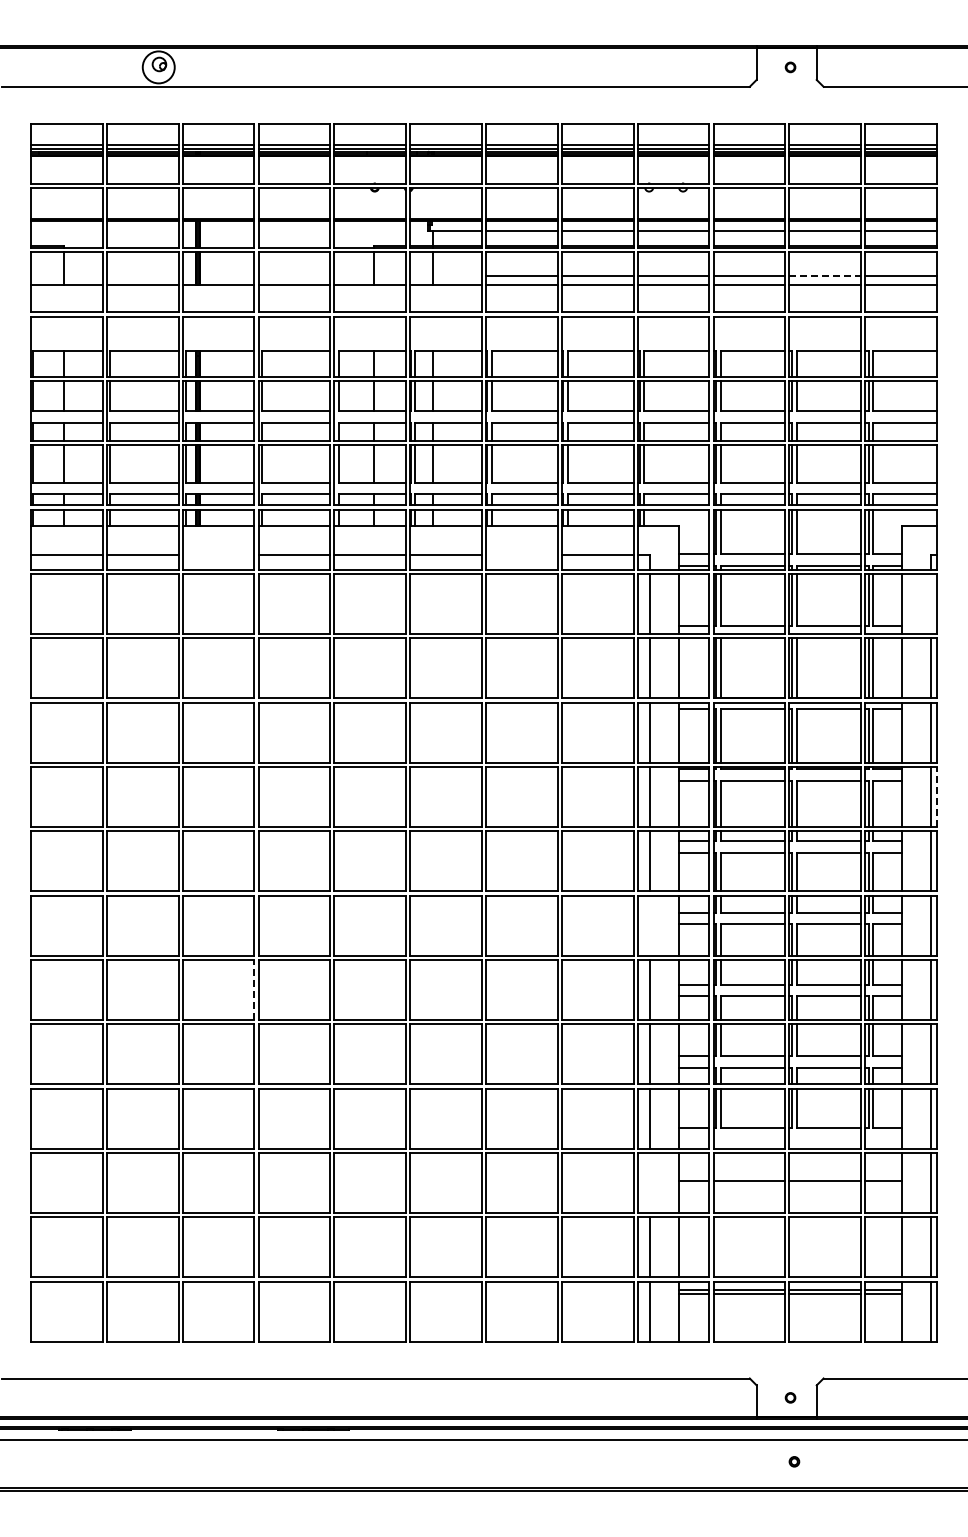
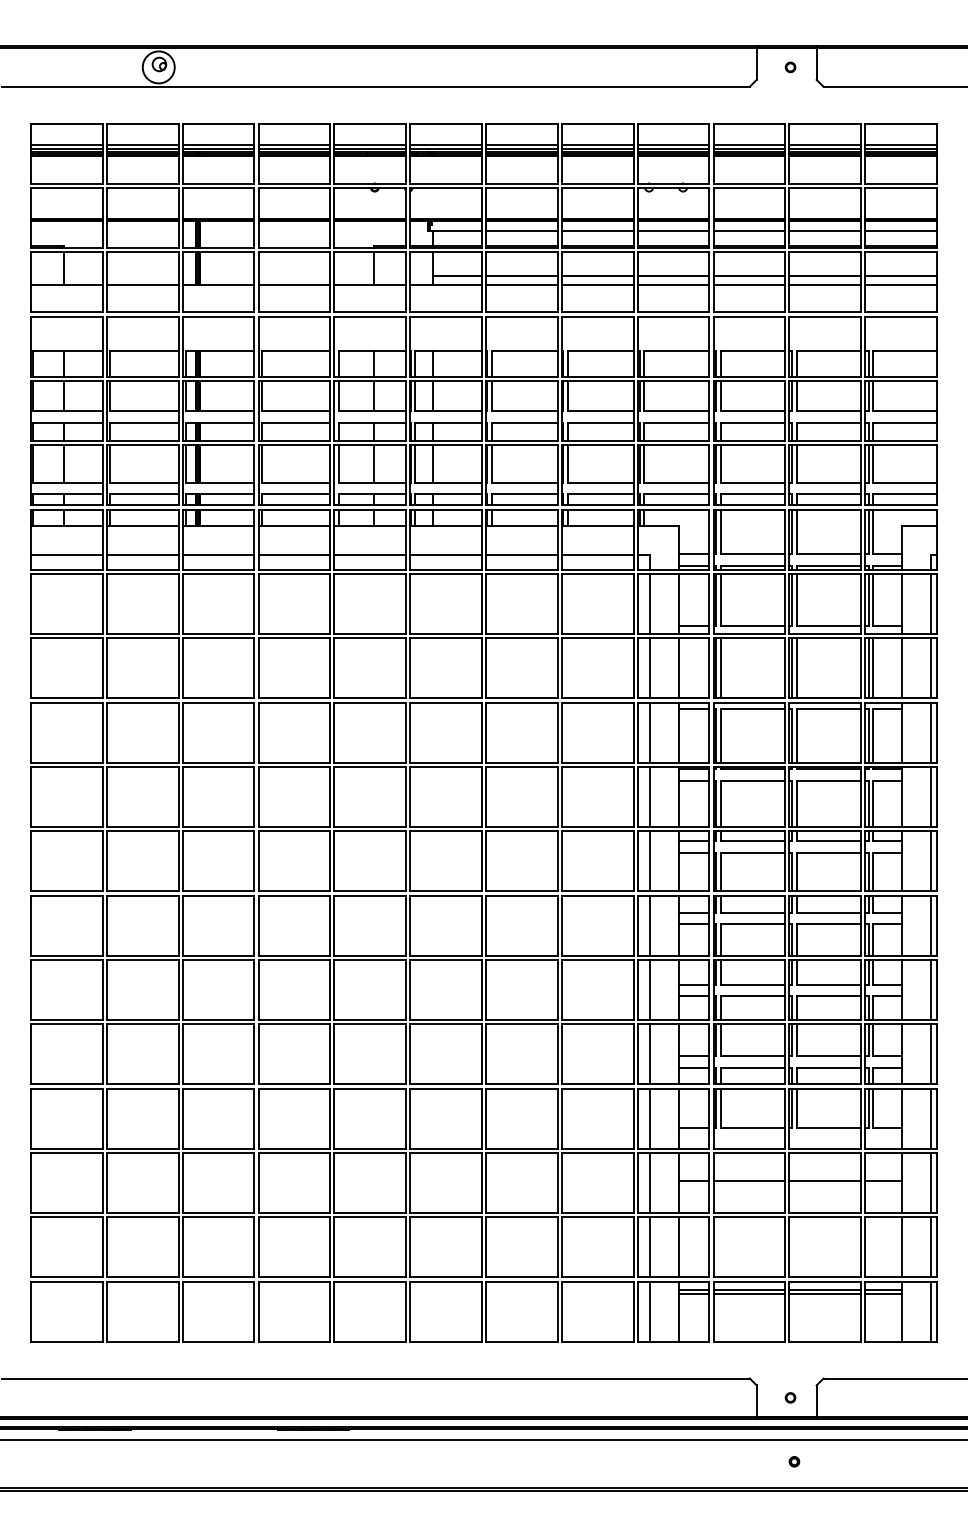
line: none -> present (456, 276)
line: dashed -> solid (825, 276)
line: none -> present (218, 554)
line: none -> present (521, 554)
line: none -> present (931, 603)
line: dashed -> solid (936, 796)
line: none -> present (650, 925)
line: dashed -> solid (254, 989)
line: none -> present (650, 1183)
